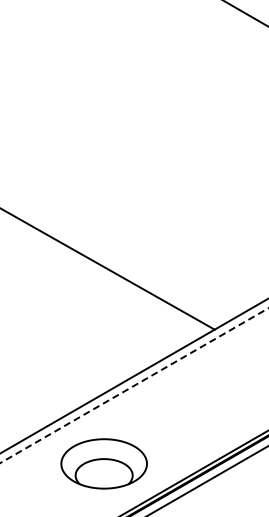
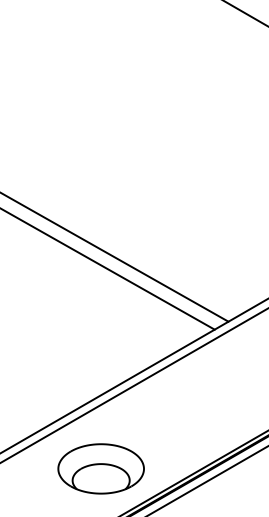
line: none -> present (115, 257)
line: dashed -> solid (134, 385)
part position: (103, 463) -> (100, 468) (100, 468)
